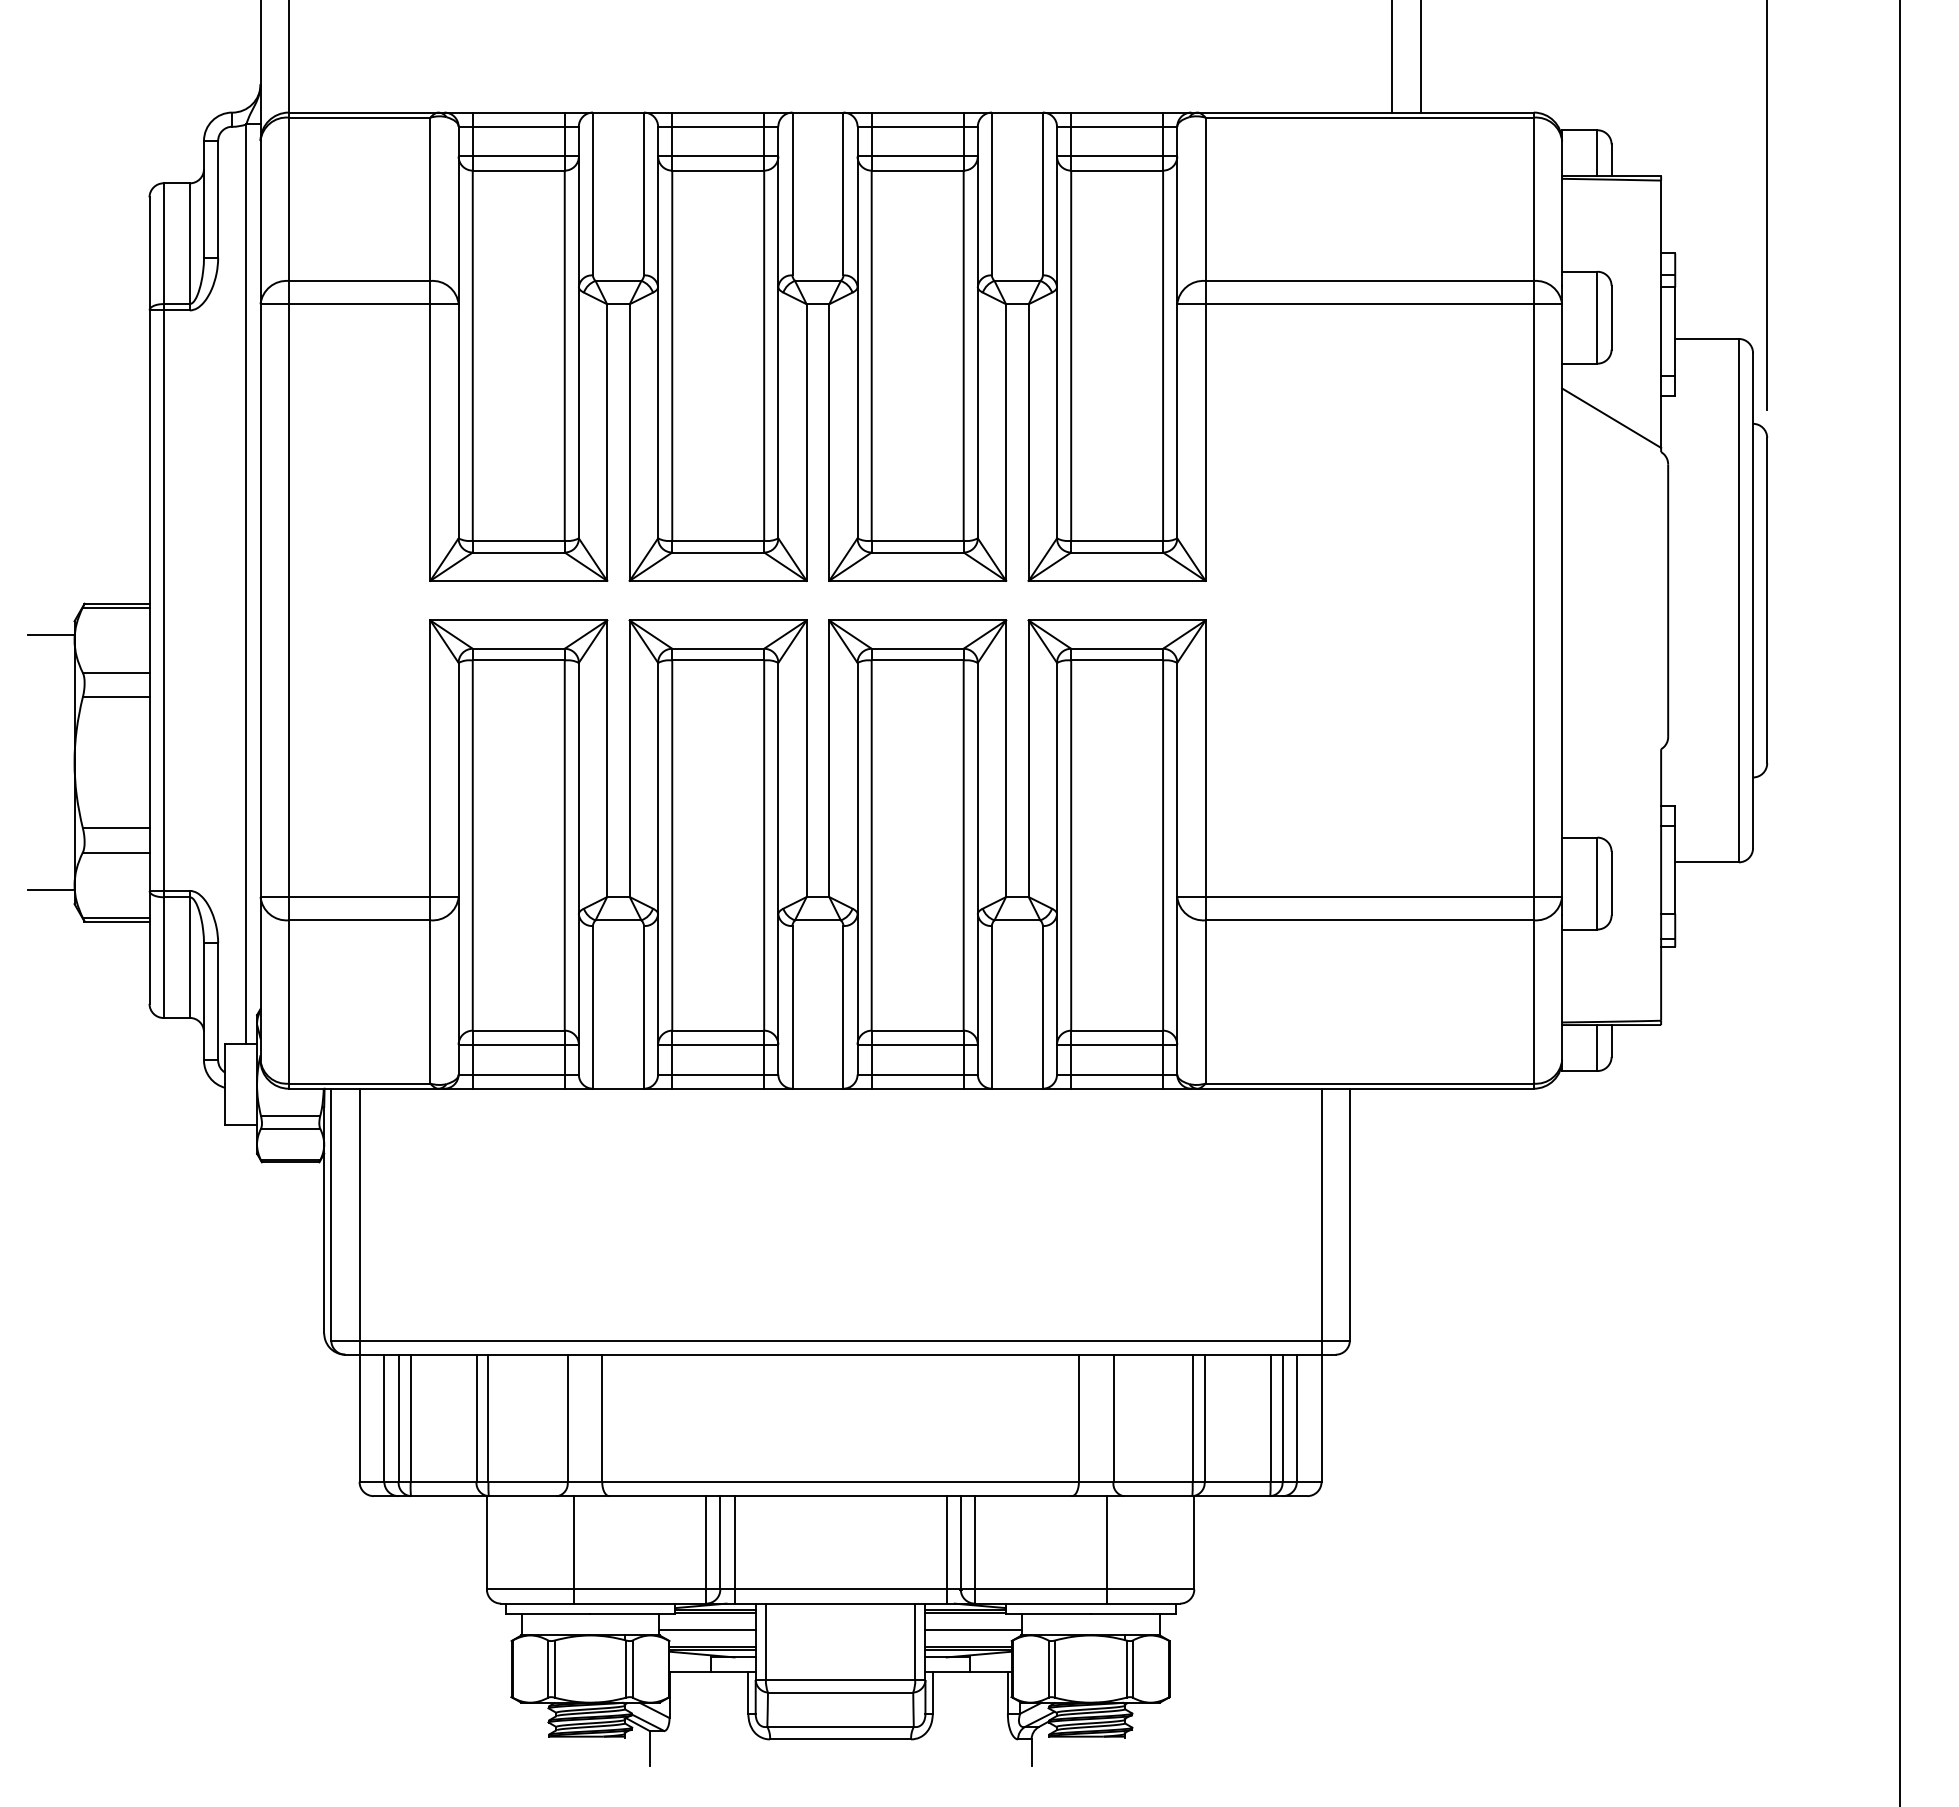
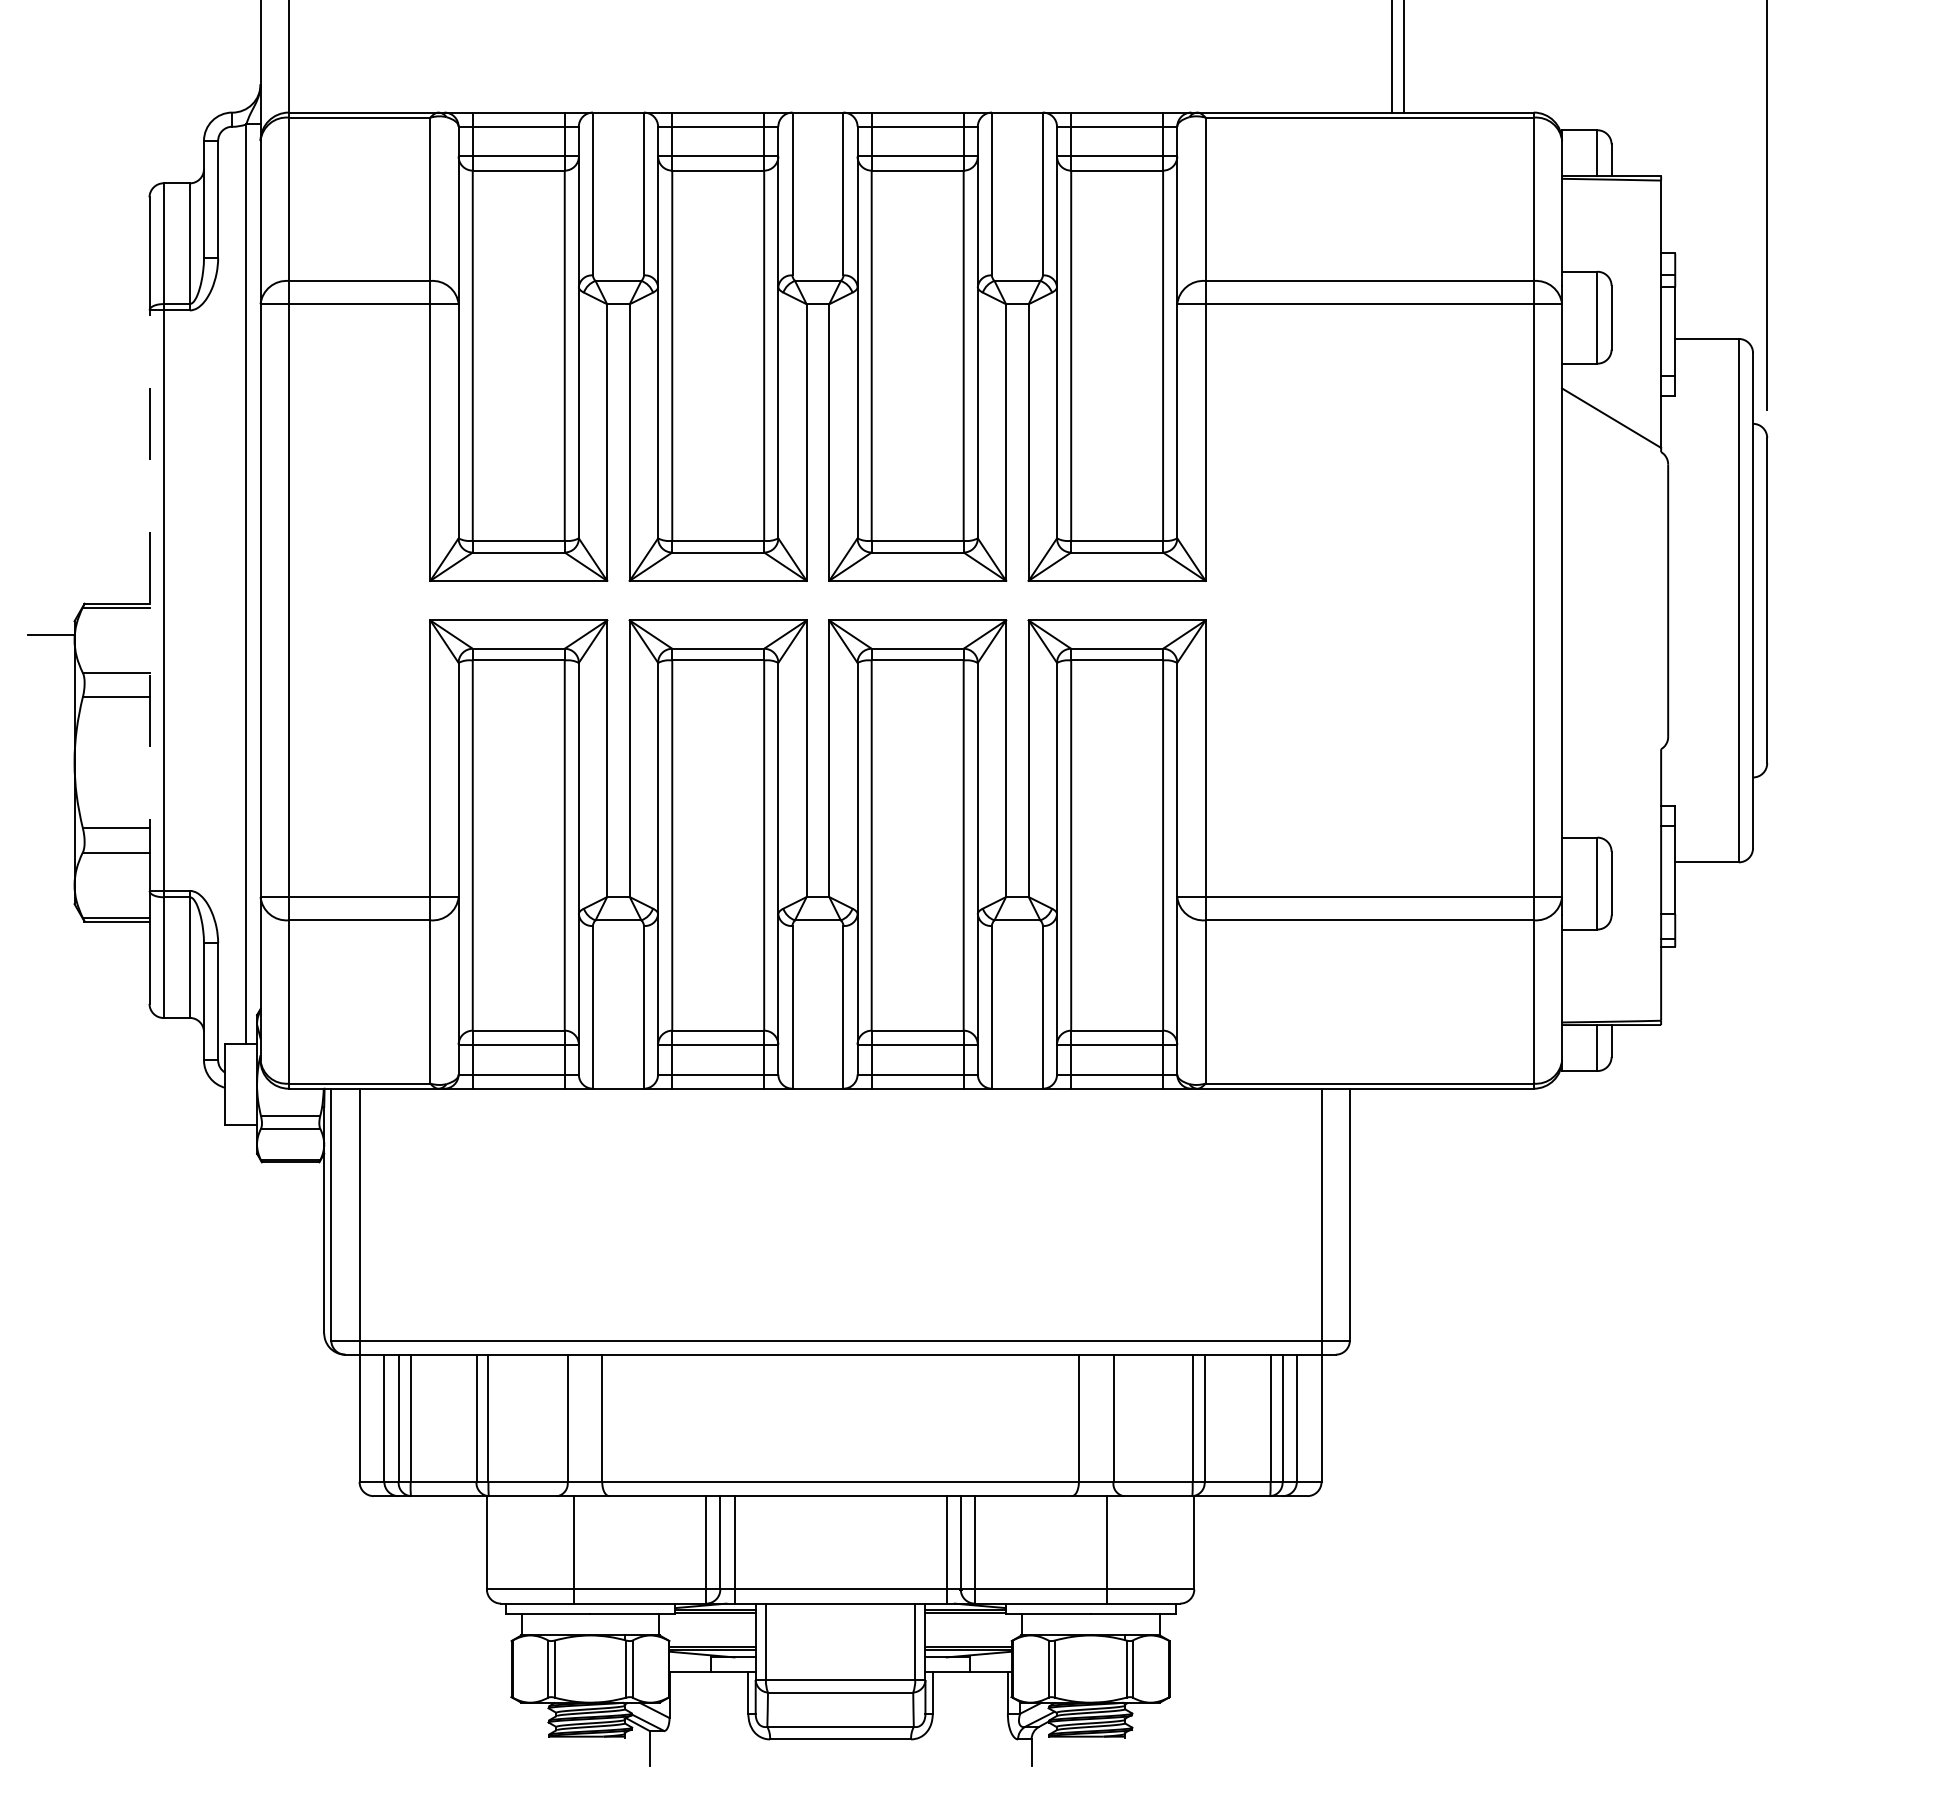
line position: (1420, 57) -> (1403, 57) (1403, 57)
line: solid -> dashed (149, 600)
line: present -> none (50, 890)
line: present -> none (1900, 902)
line: present -> none (707, 1630)
line: present -> none (973, 1630)
